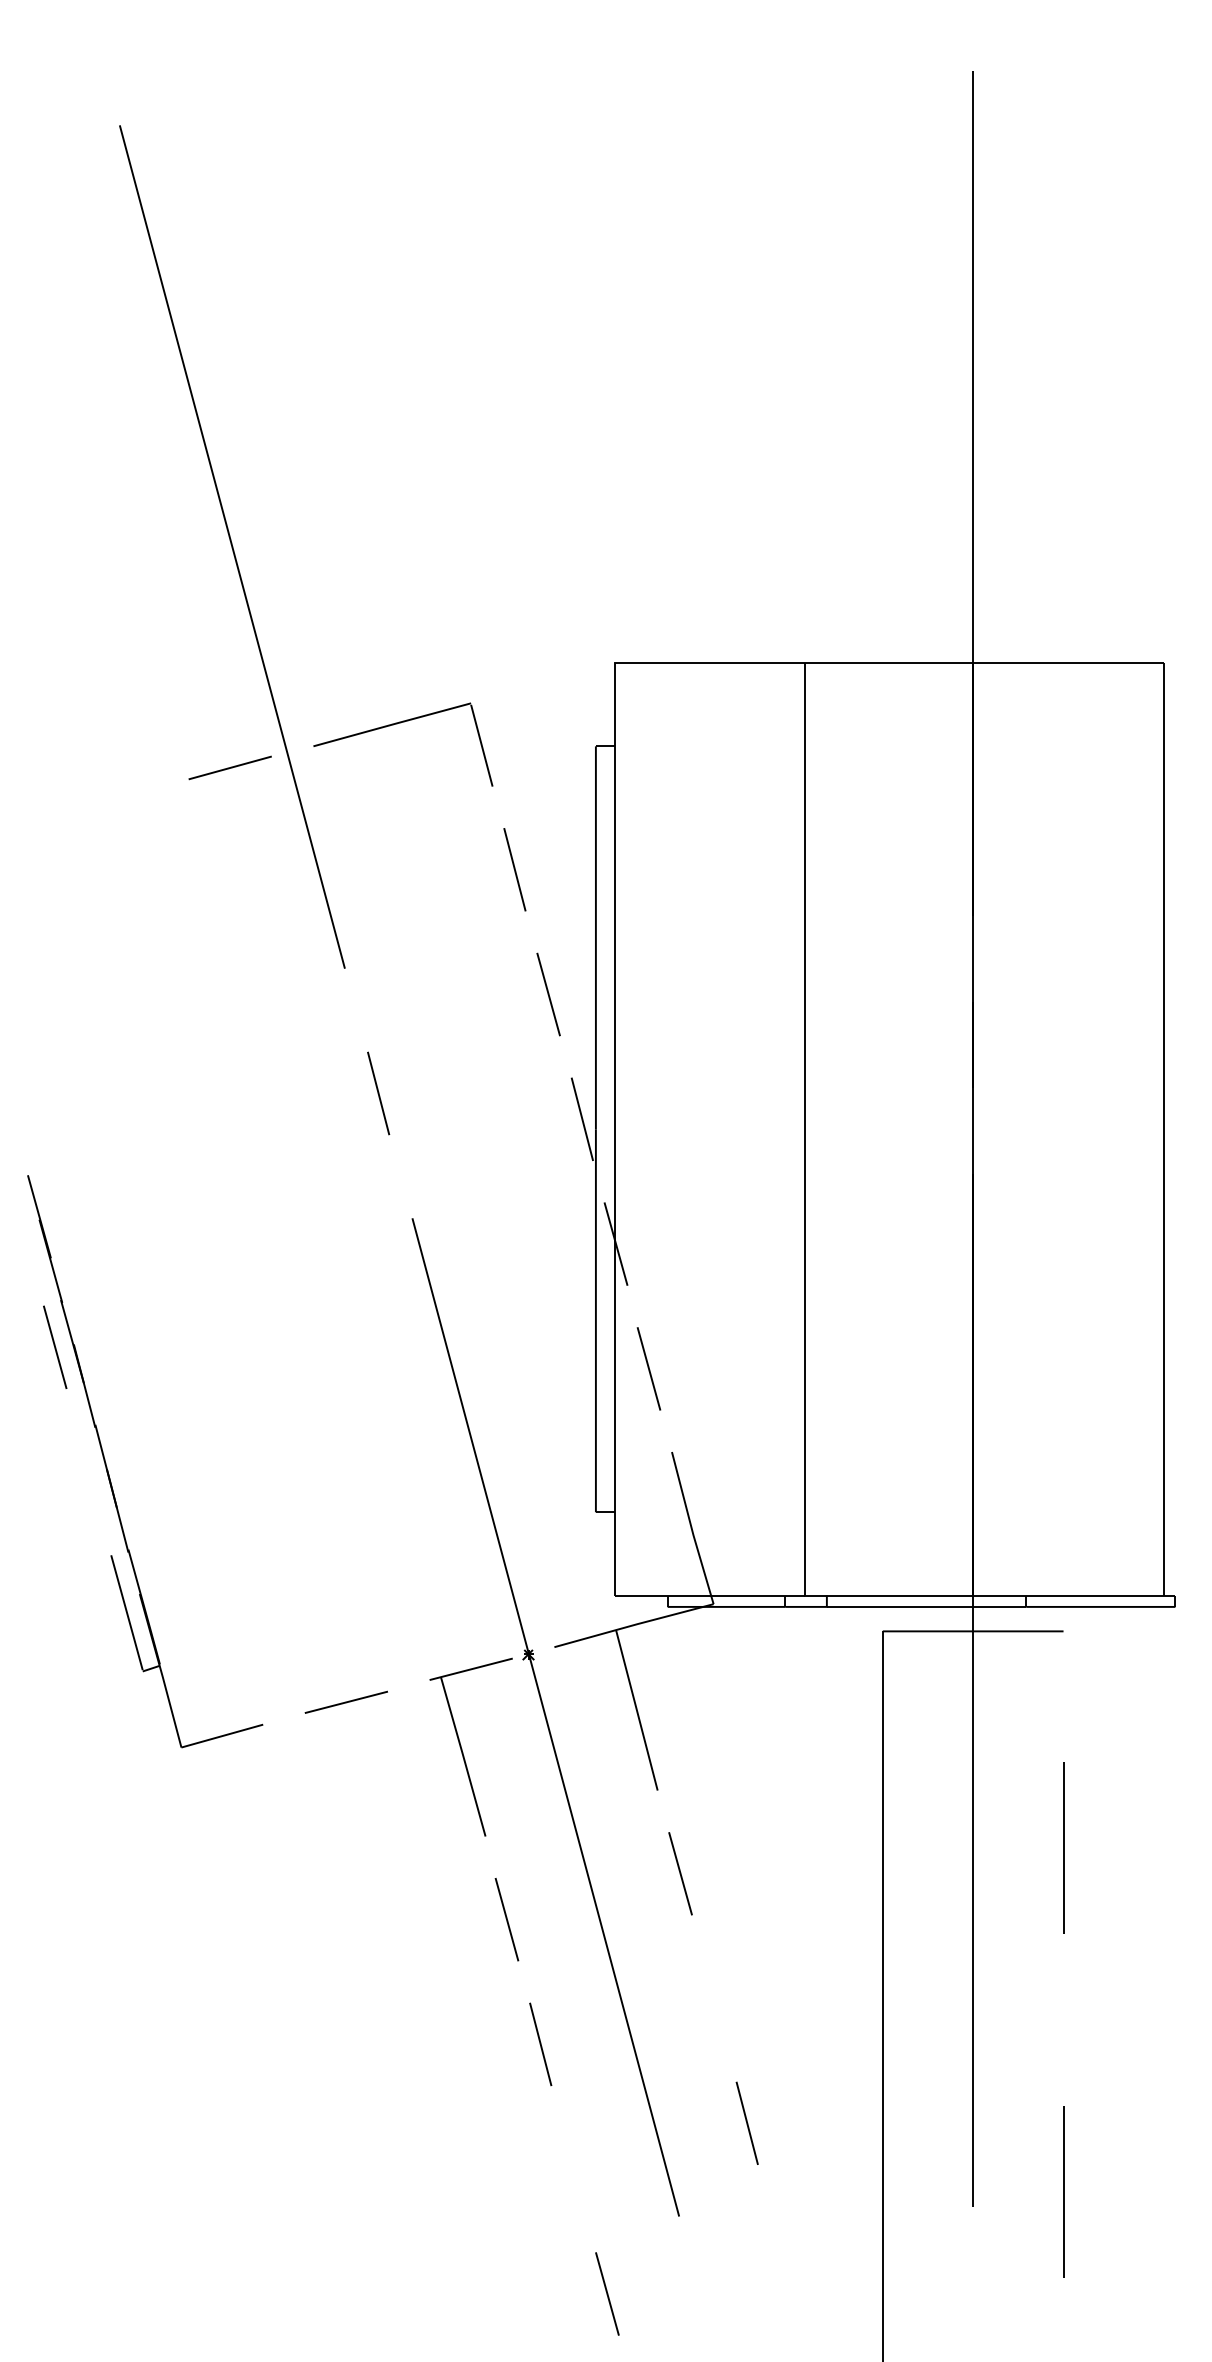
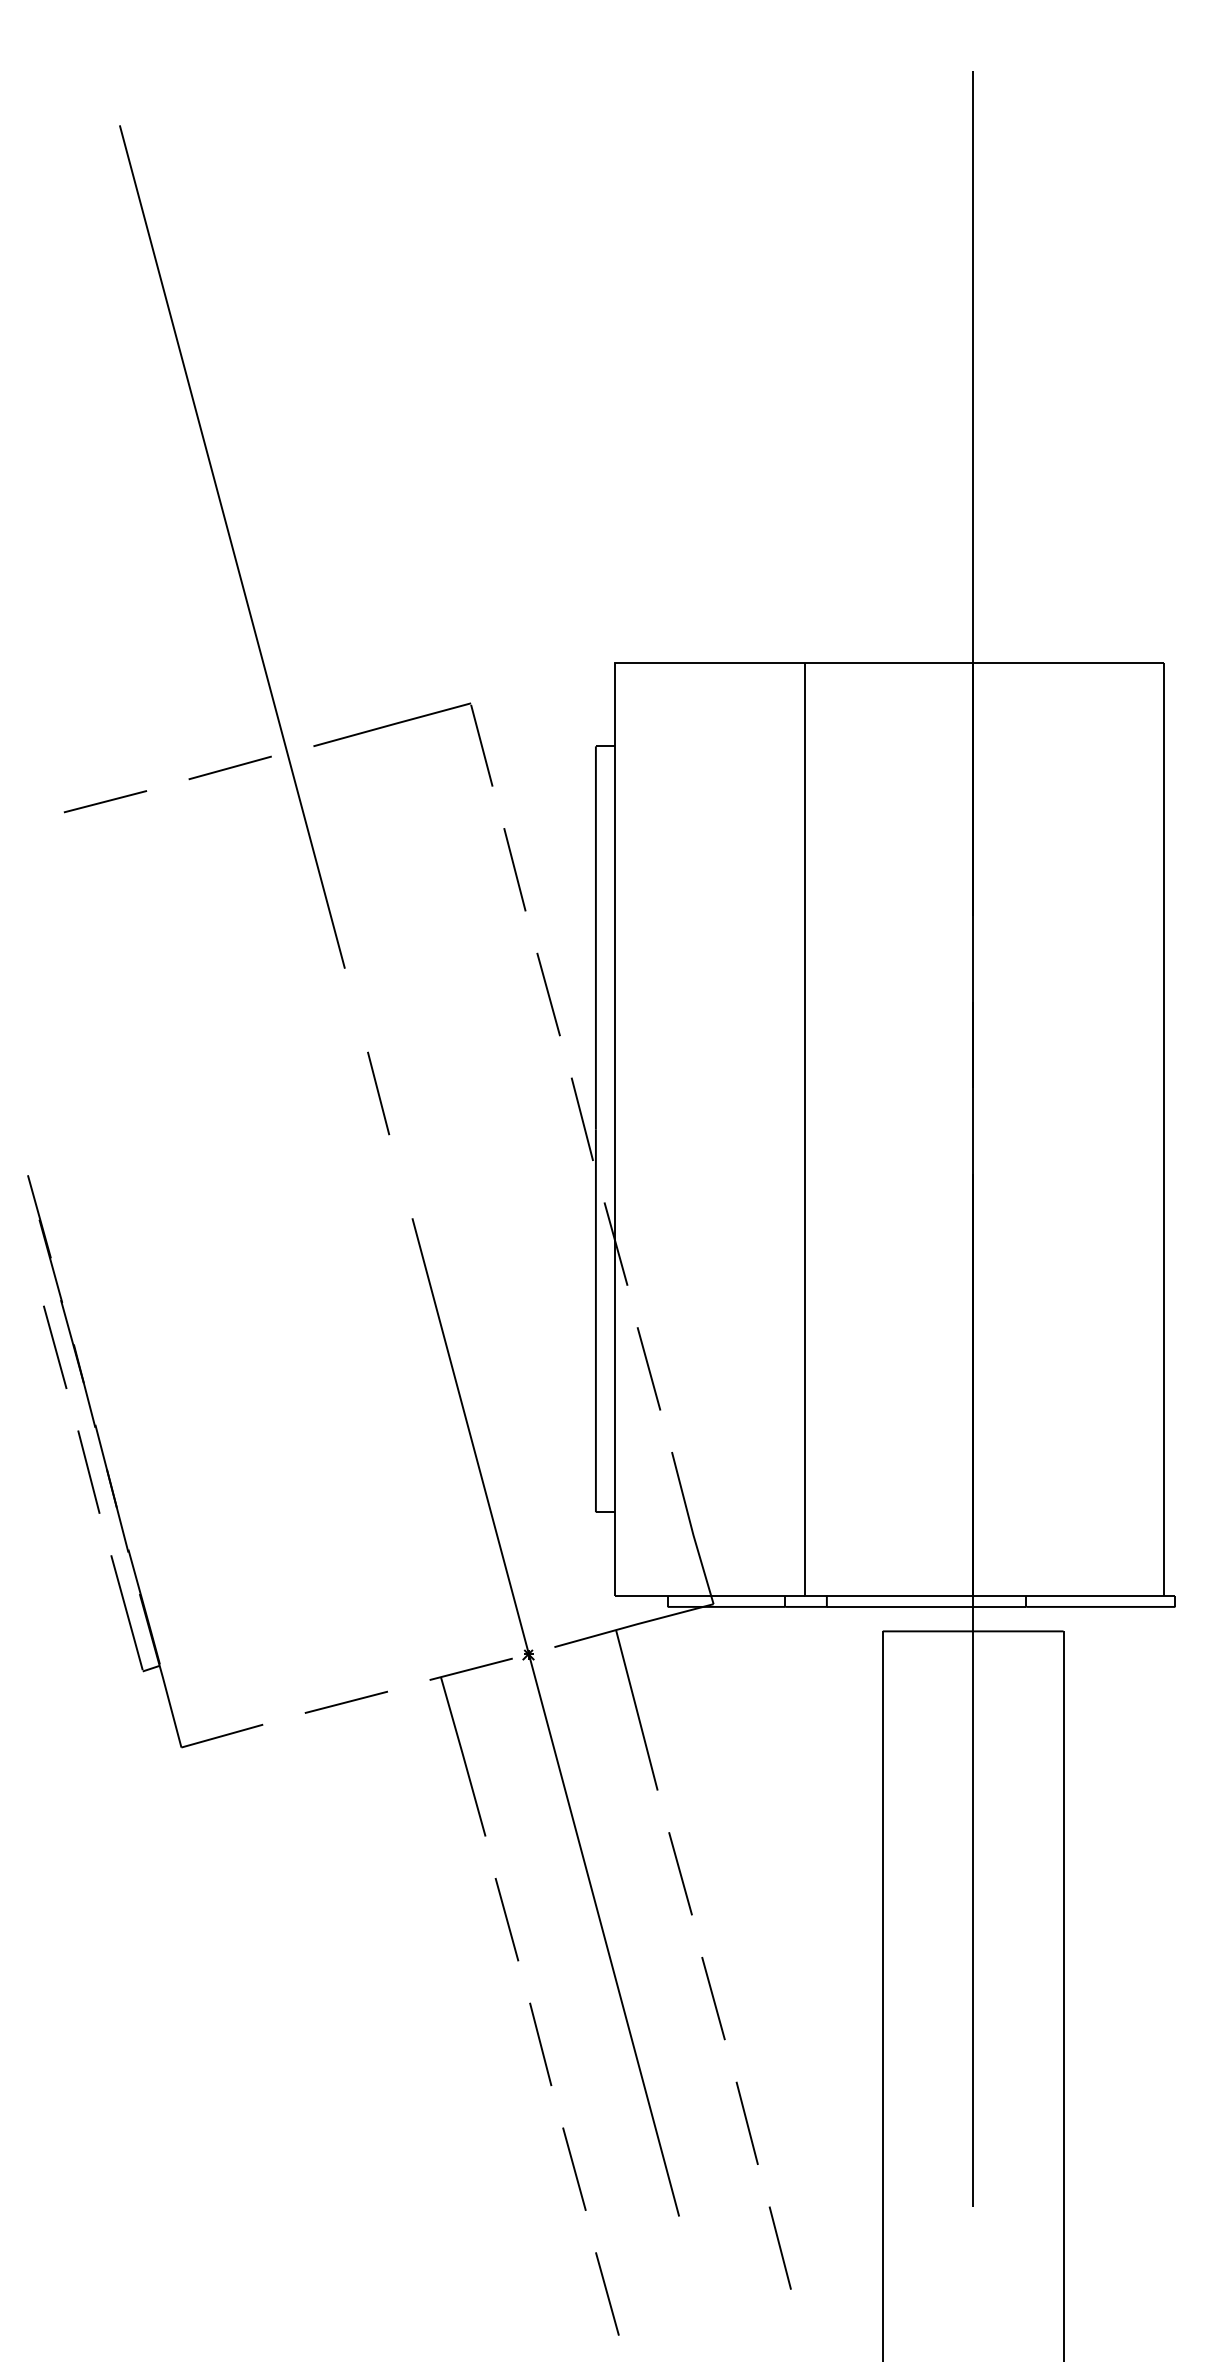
line: none -> present (105, 801)
line: none -> present (88, 1471)
line: dashed -> solid (1063, 1996)
line: none -> present (713, 1998)
line: none -> present (574, 2168)
line: none -> present (779, 2247)
